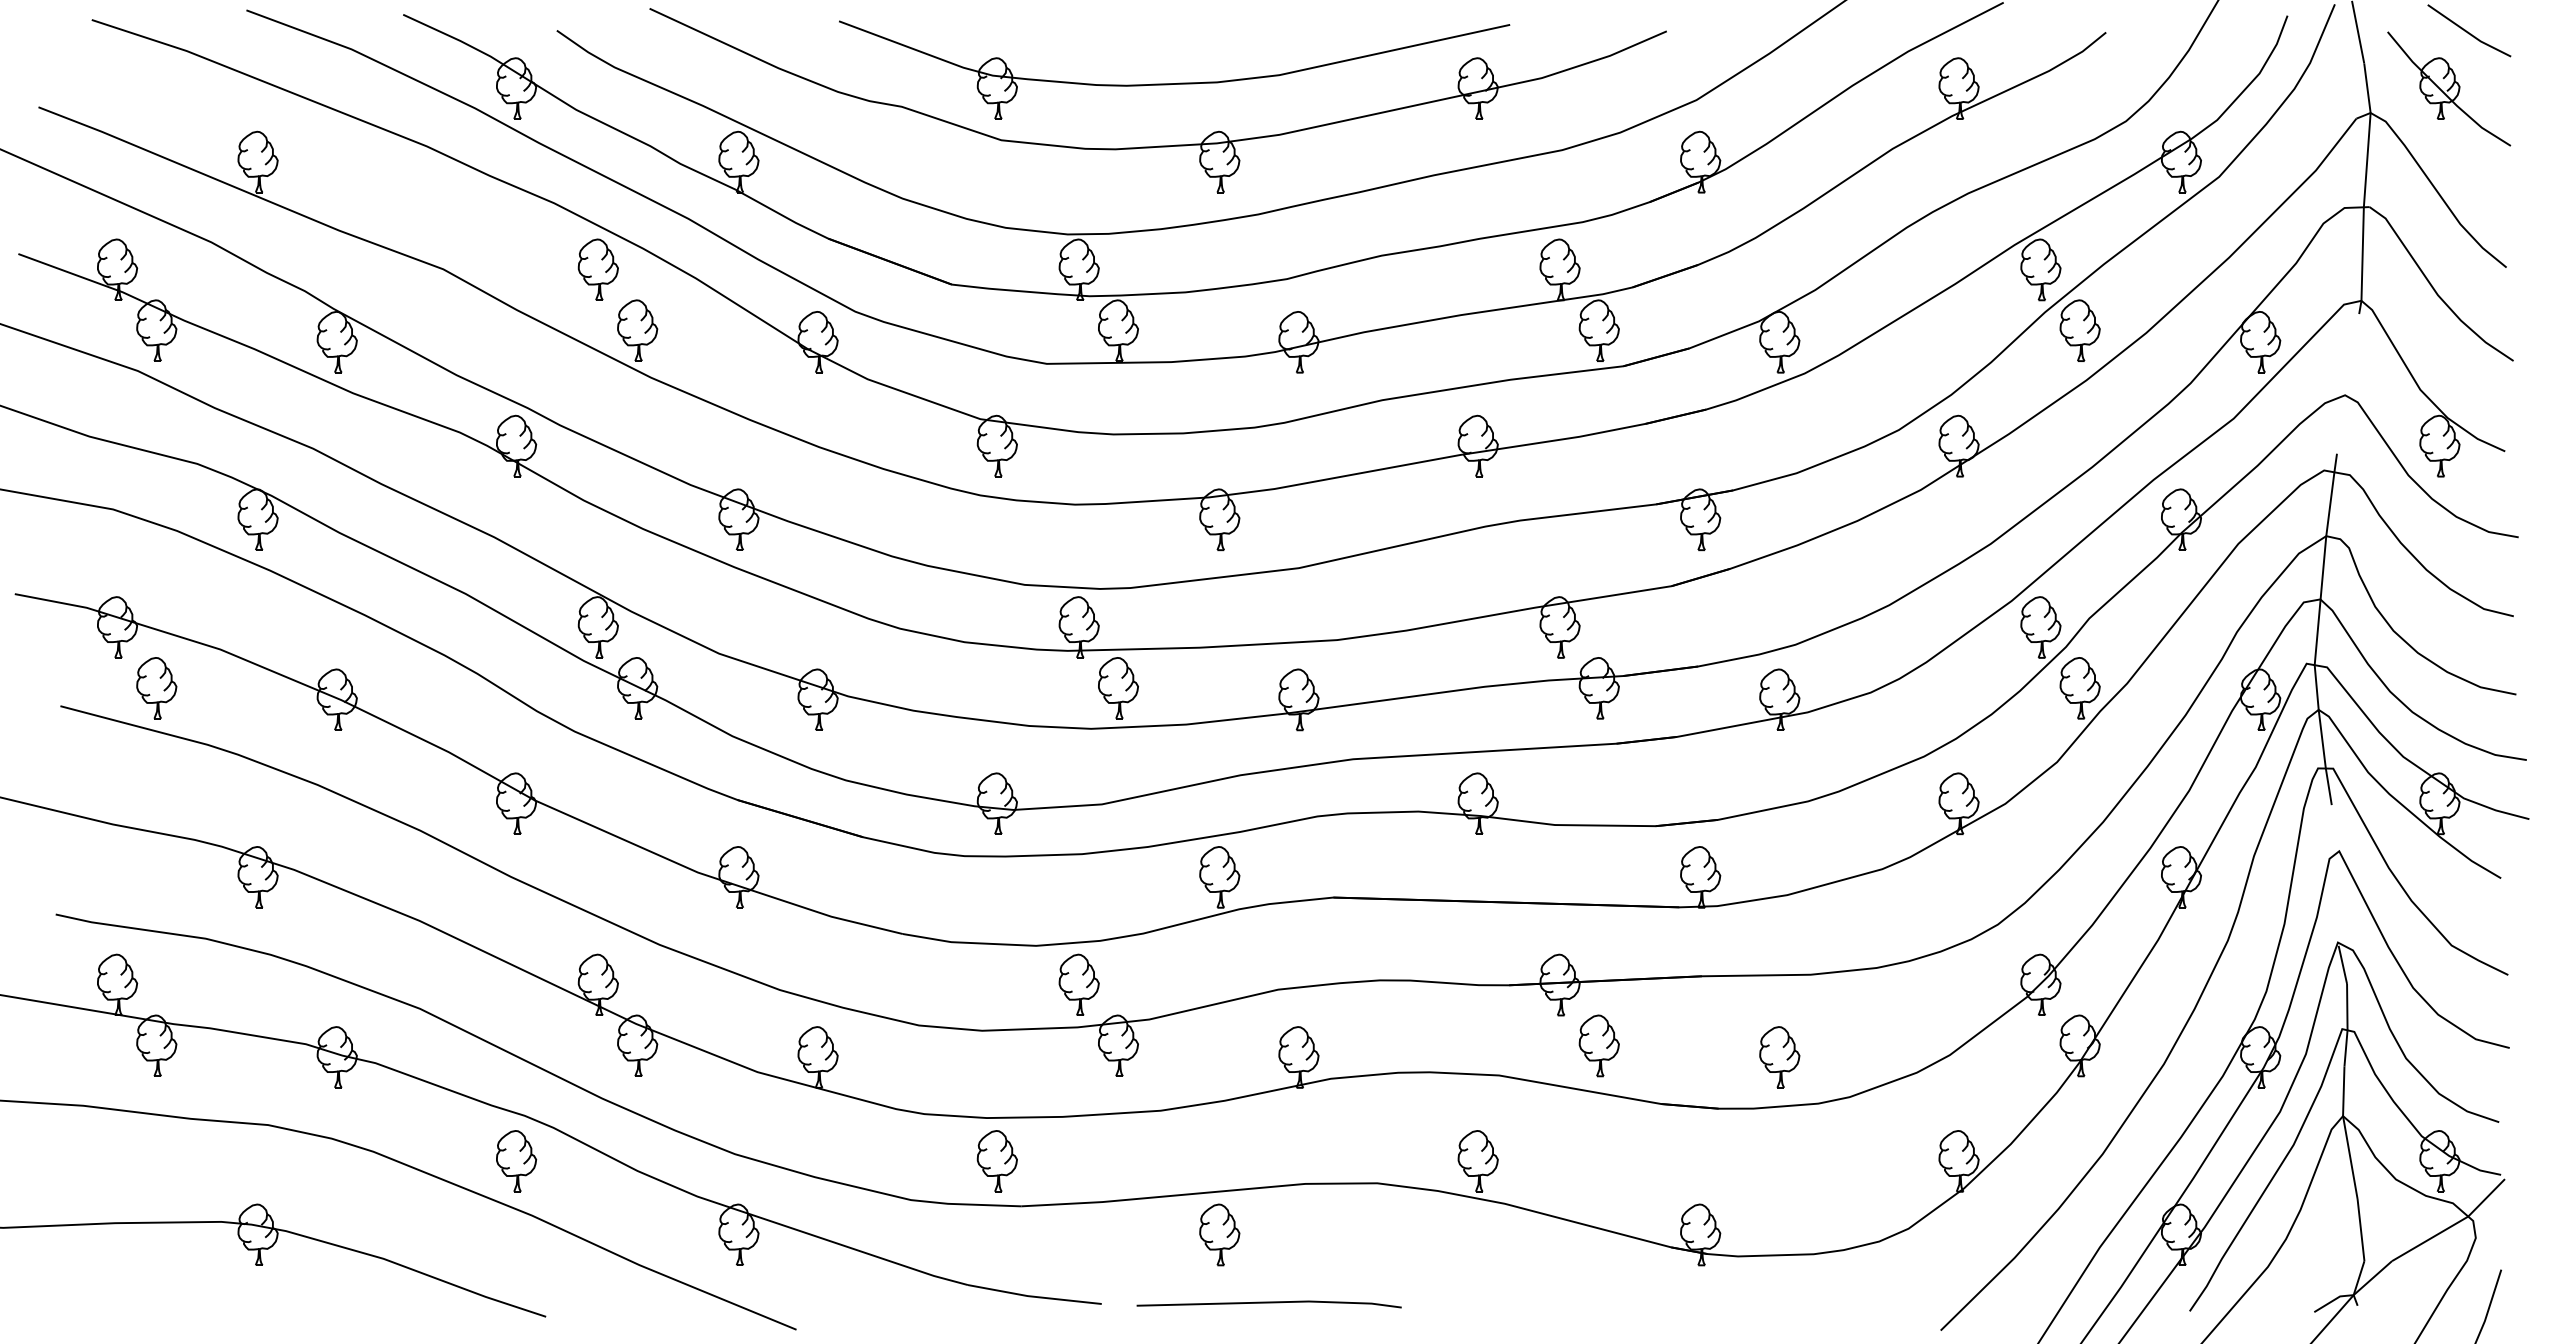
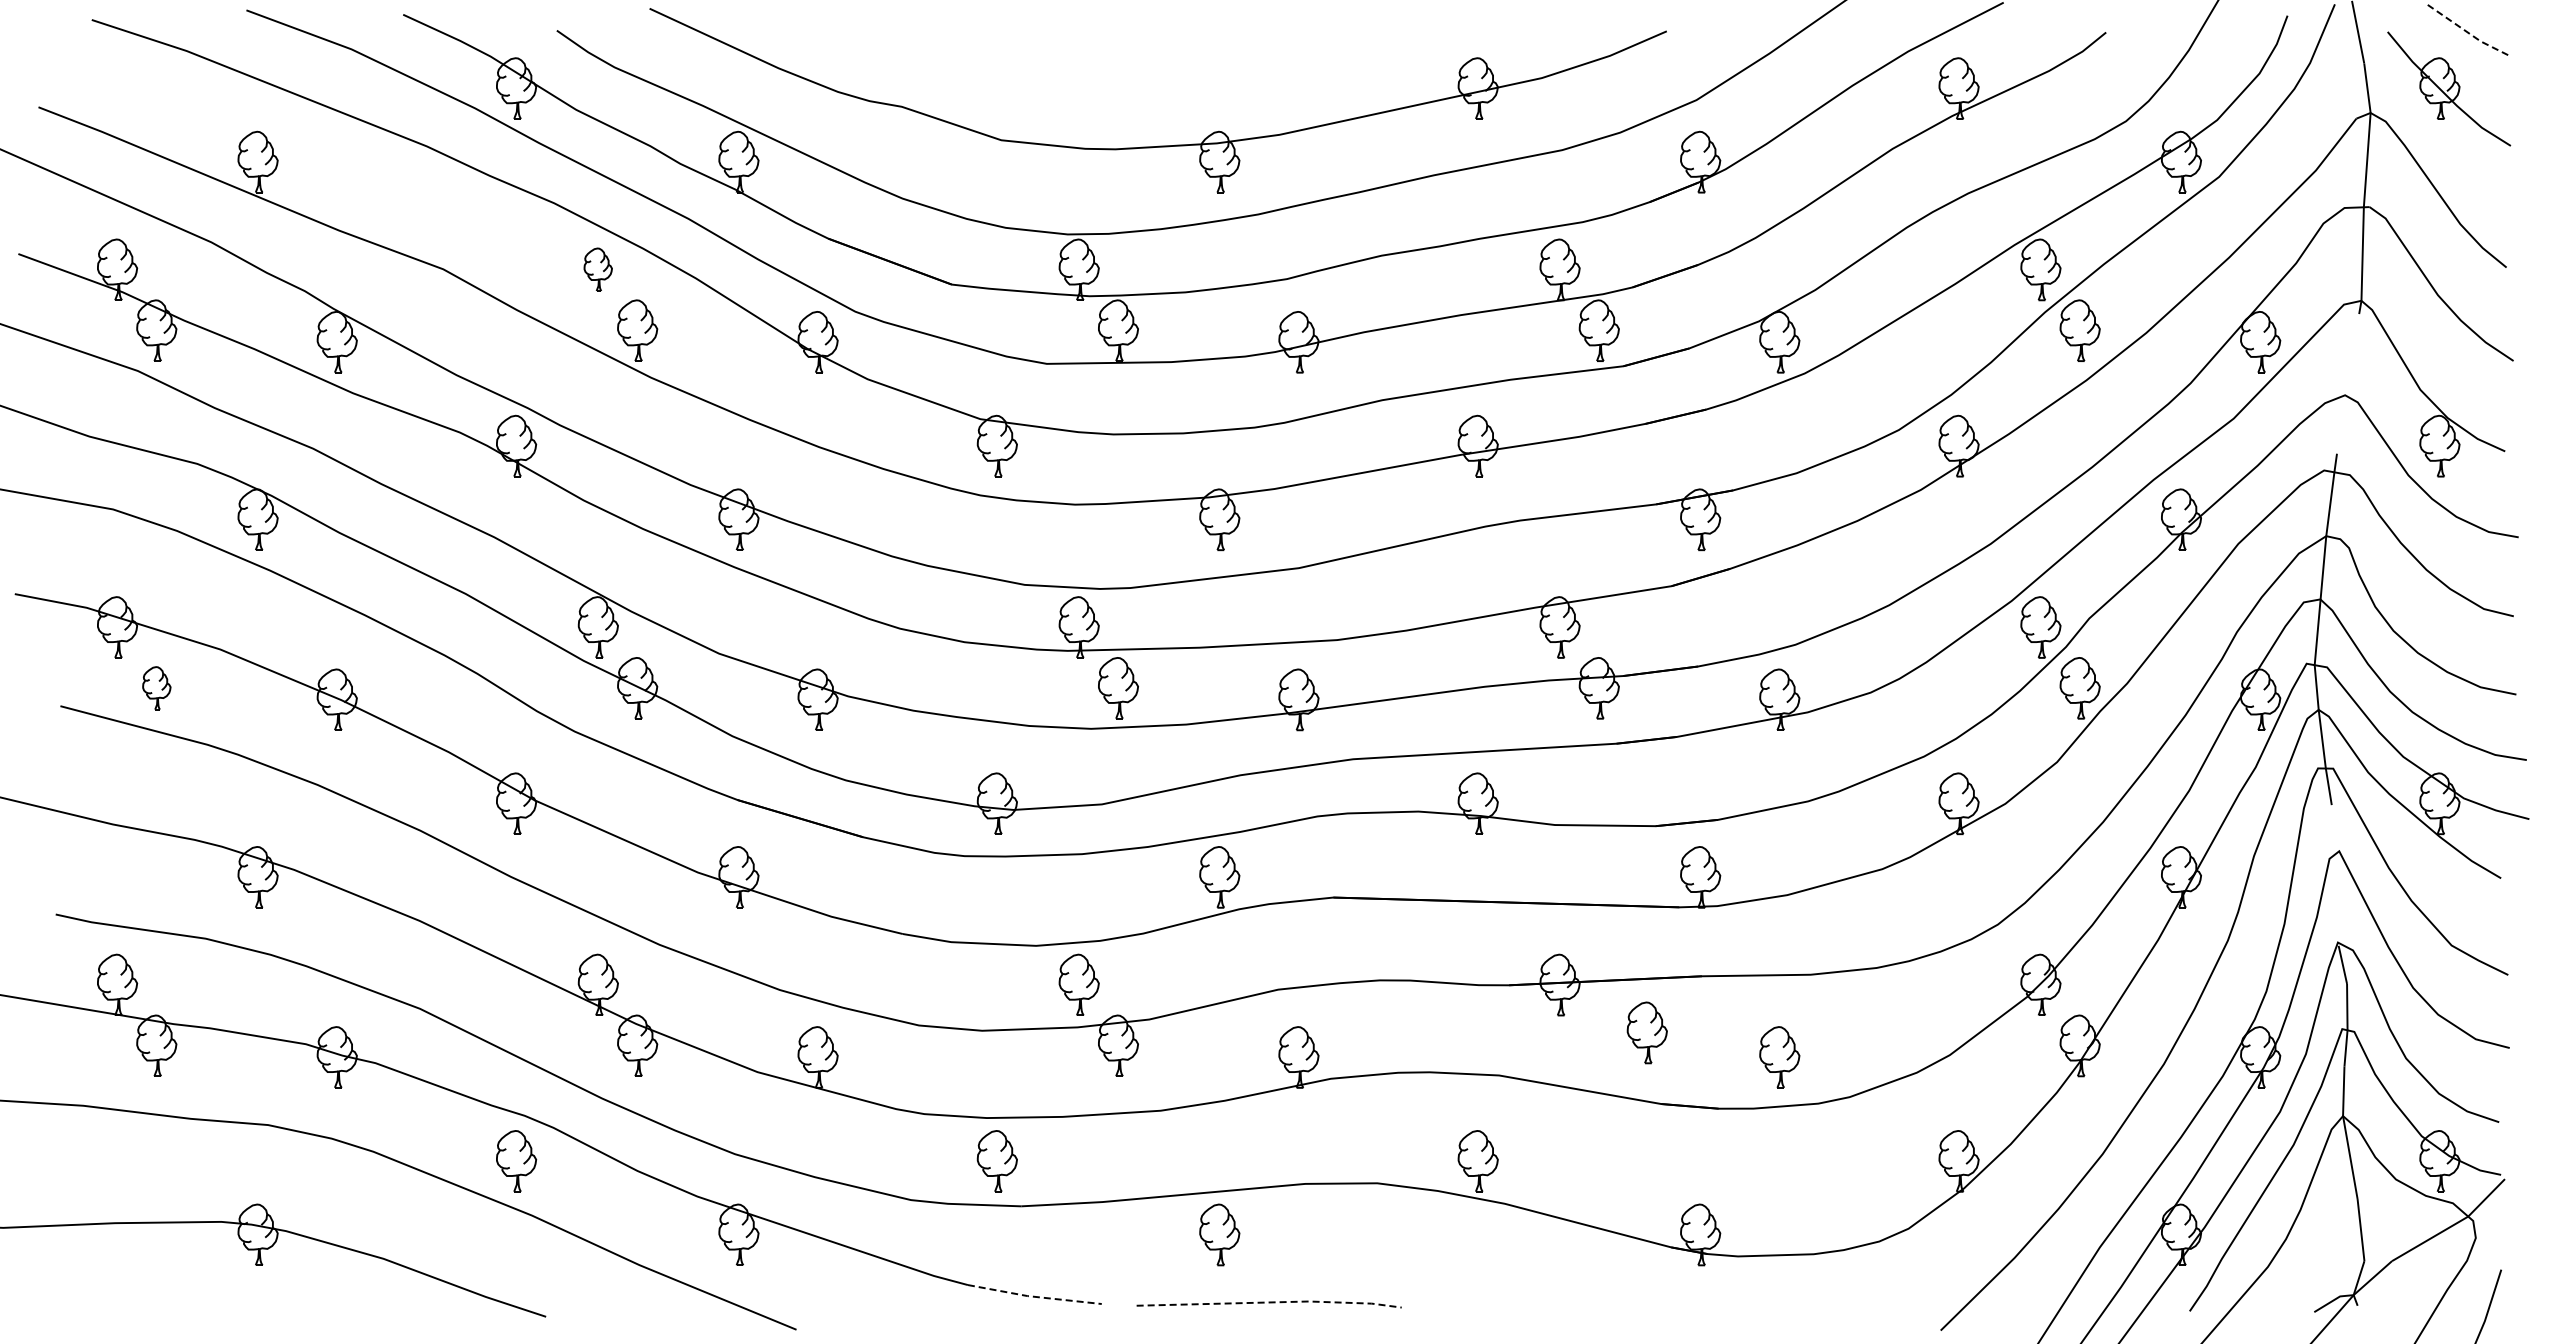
line: solid -> dashed (2468, 33)
part: present -> none (1178, 82)
part size: 42x63 px -> 30x45 px (597, 269)
part size: 42x63 px -> 30x45 px (156, 688)
part position: (1598, 1045) -> (1646, 1032) (1646, 1032)
line: solid -> dashed (1034, 1296)
line: solid -> dashed (1271, 1302)
